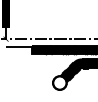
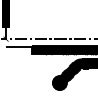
fill: none -> present (59, 83)
